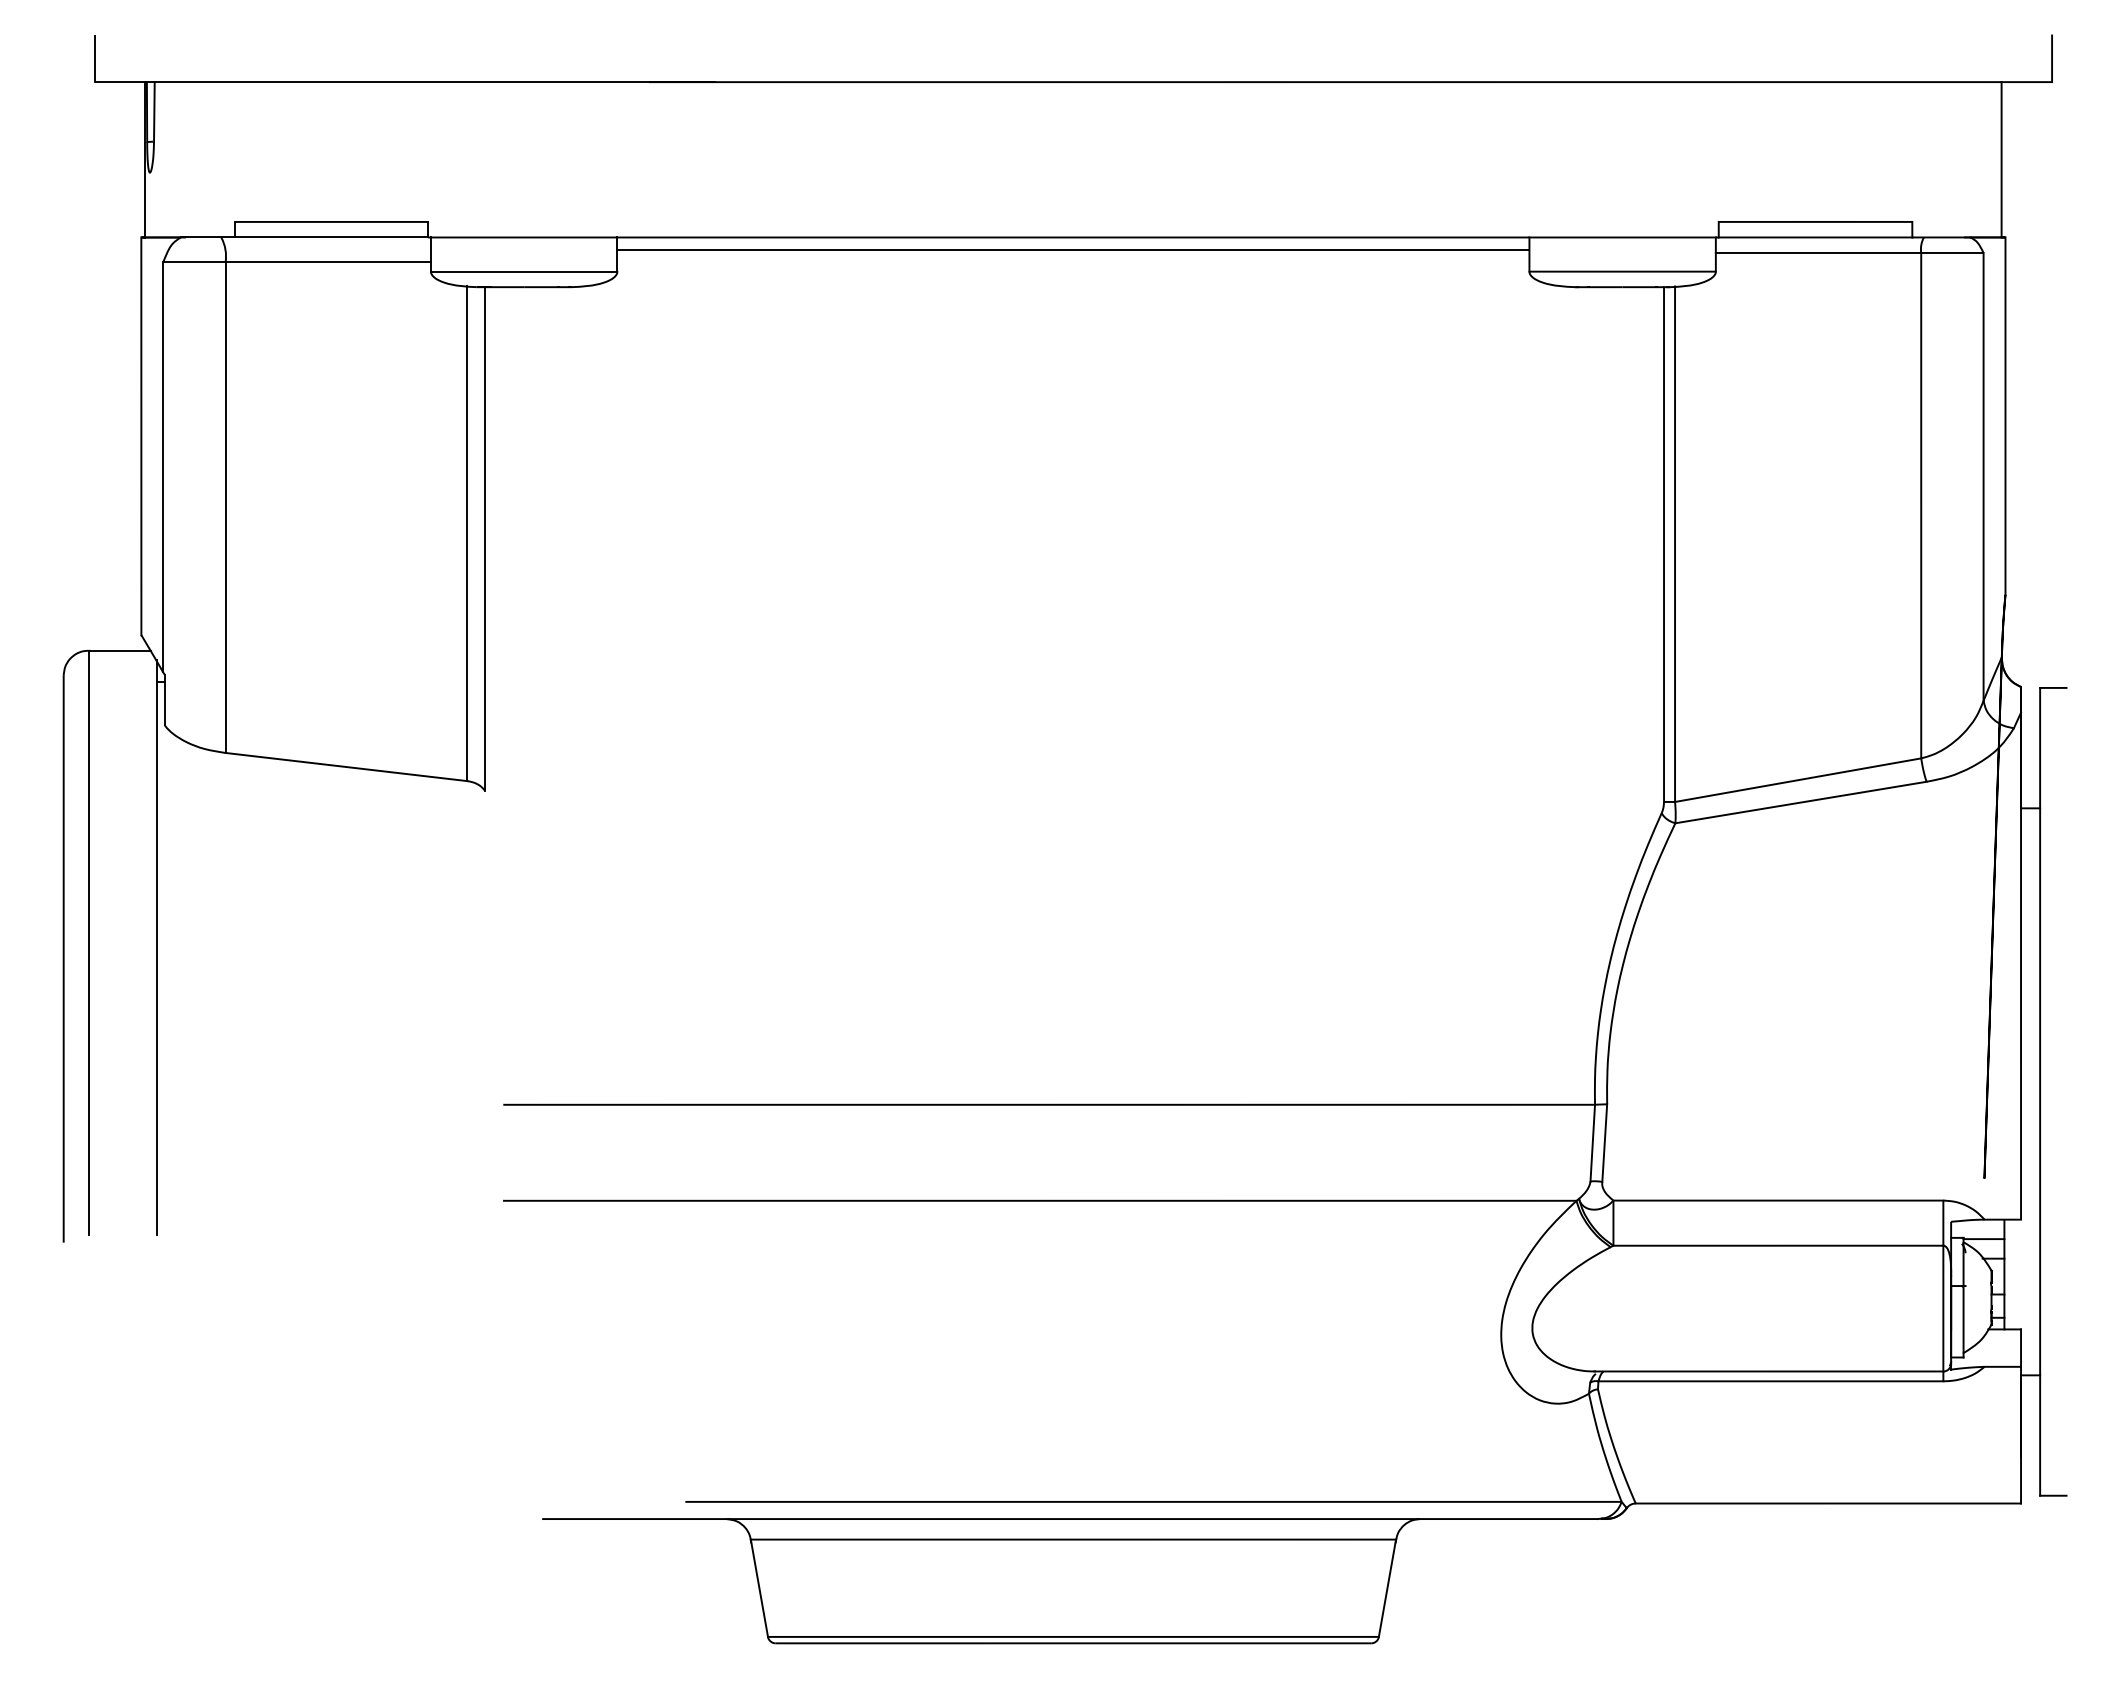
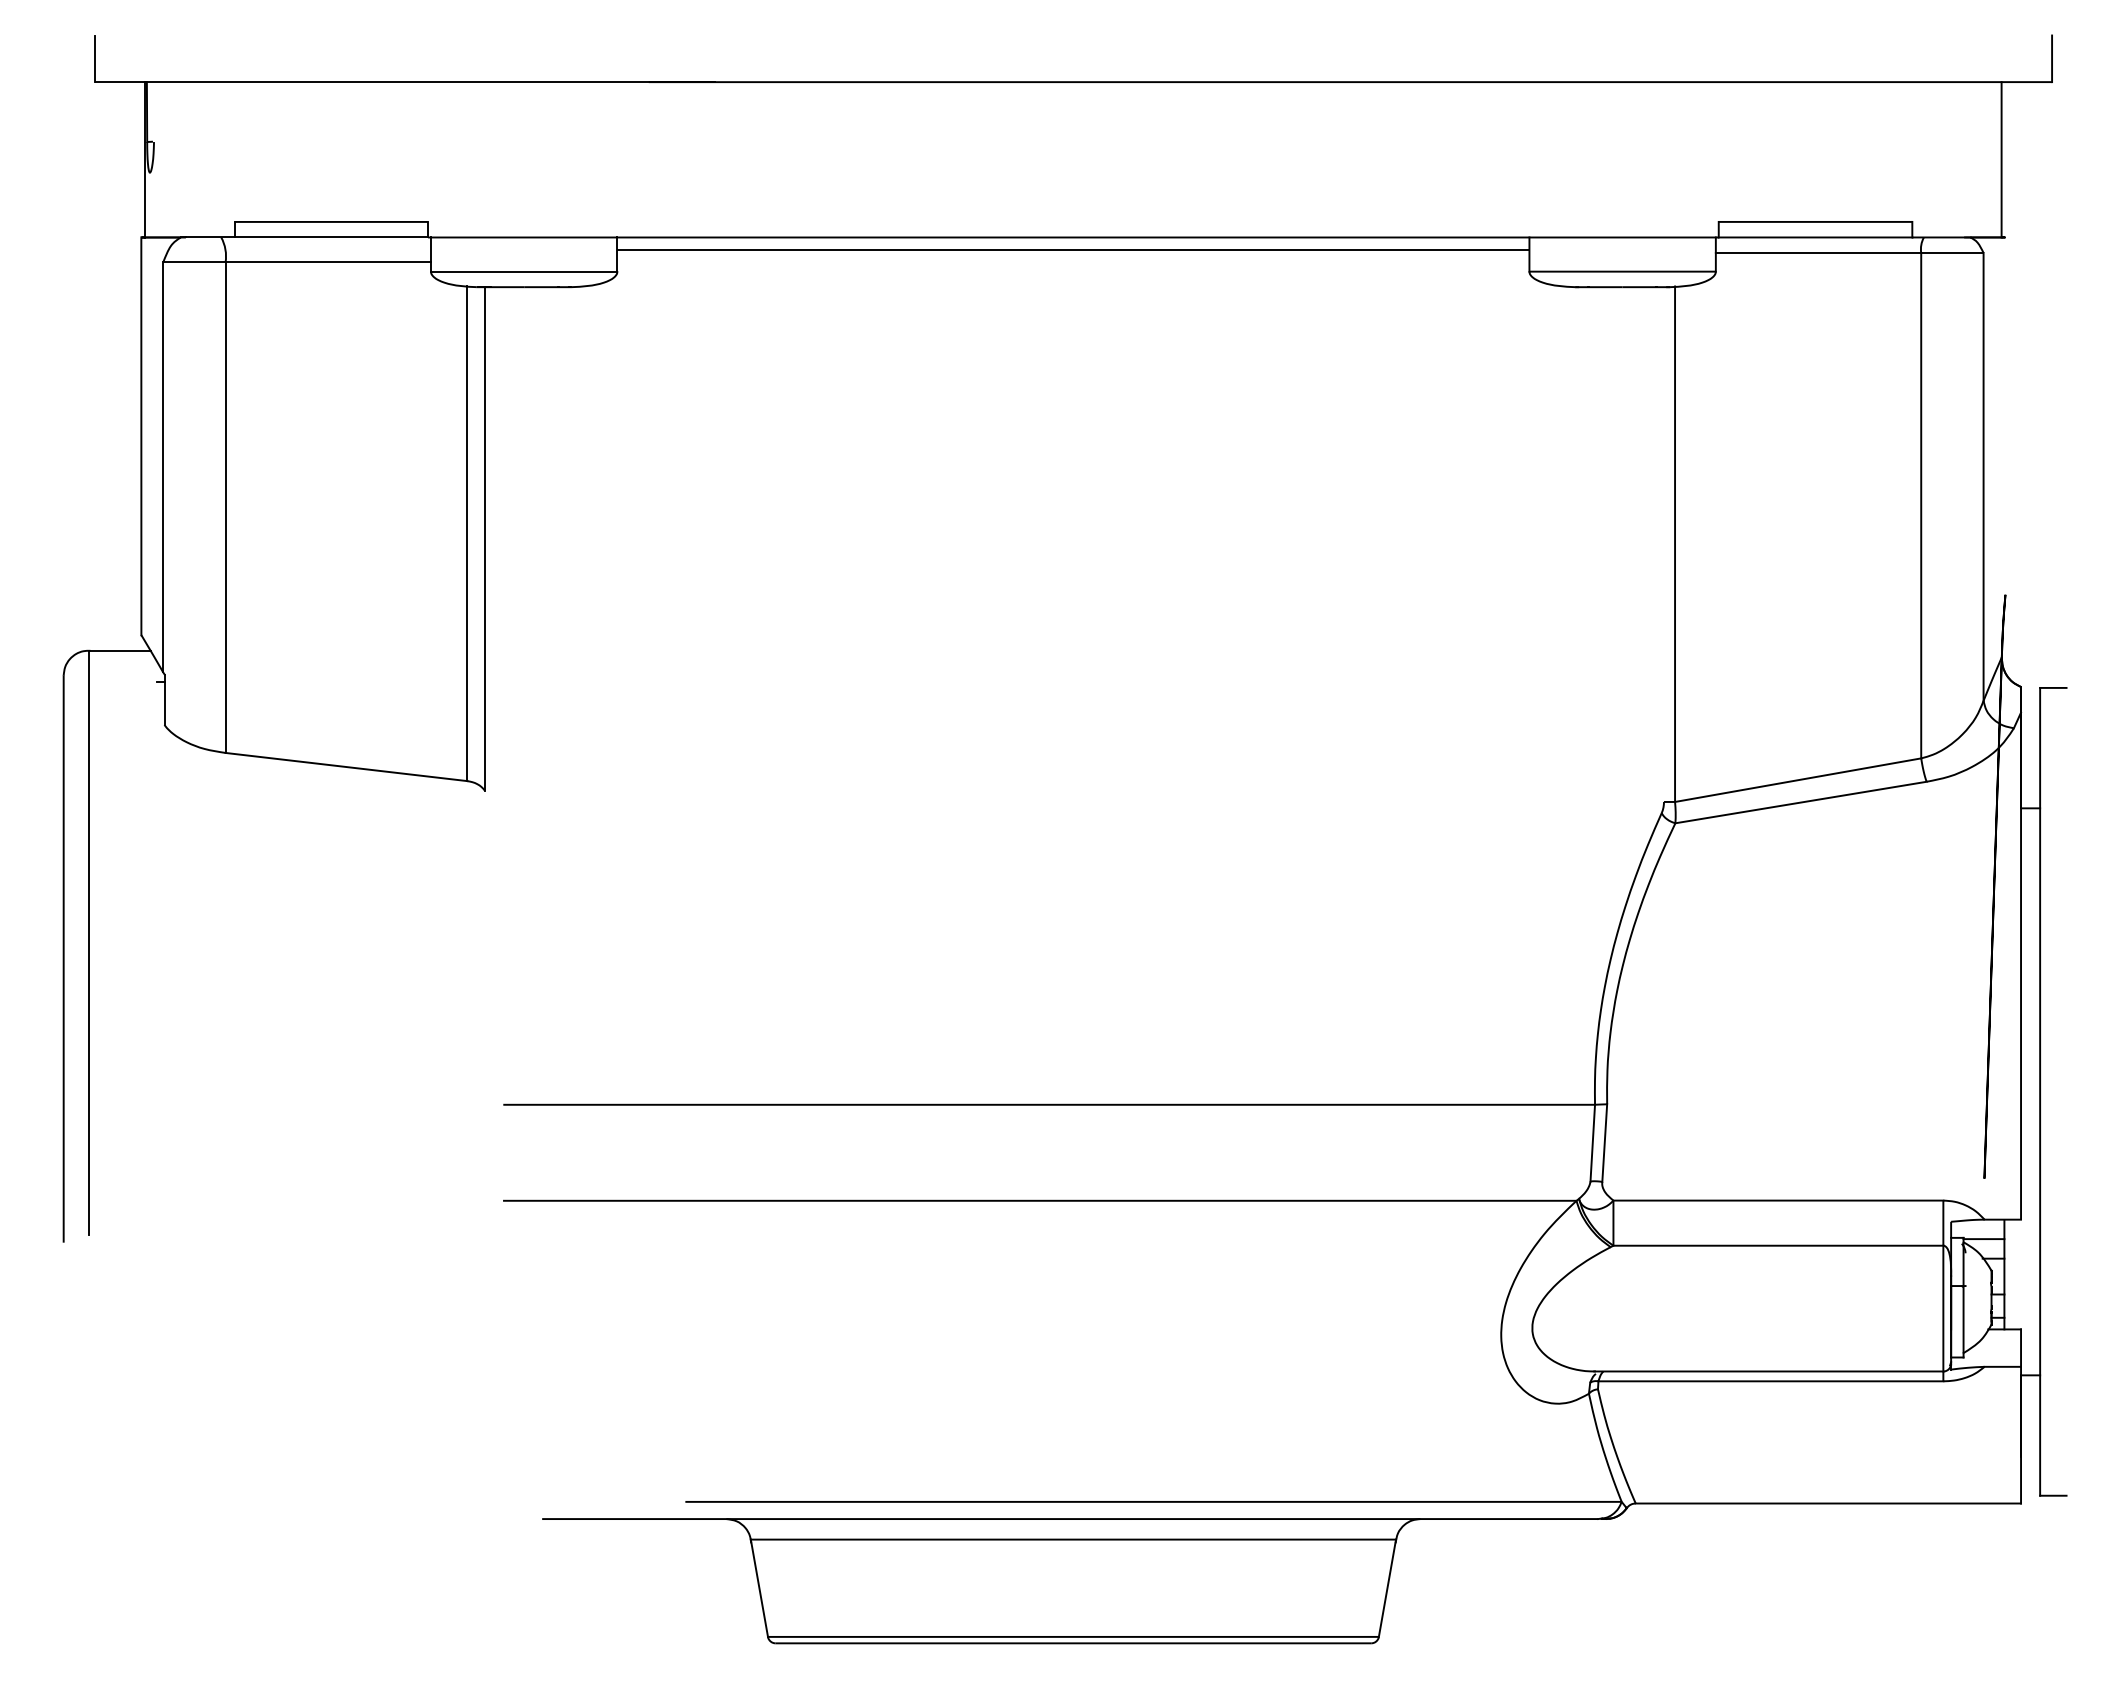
line: present -> none (154, 112)
line: present -> none (2005, 415)
line: present -> none (1664, 544)
line: present -> none (156, 947)
